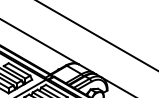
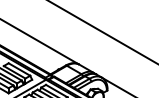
line position: (96, 35) -> (102, 32) (102, 32)
